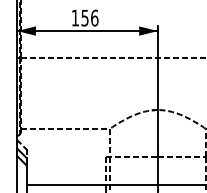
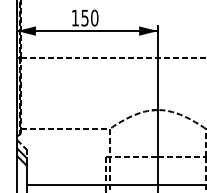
text: 156 -> 150 (94, 17)
